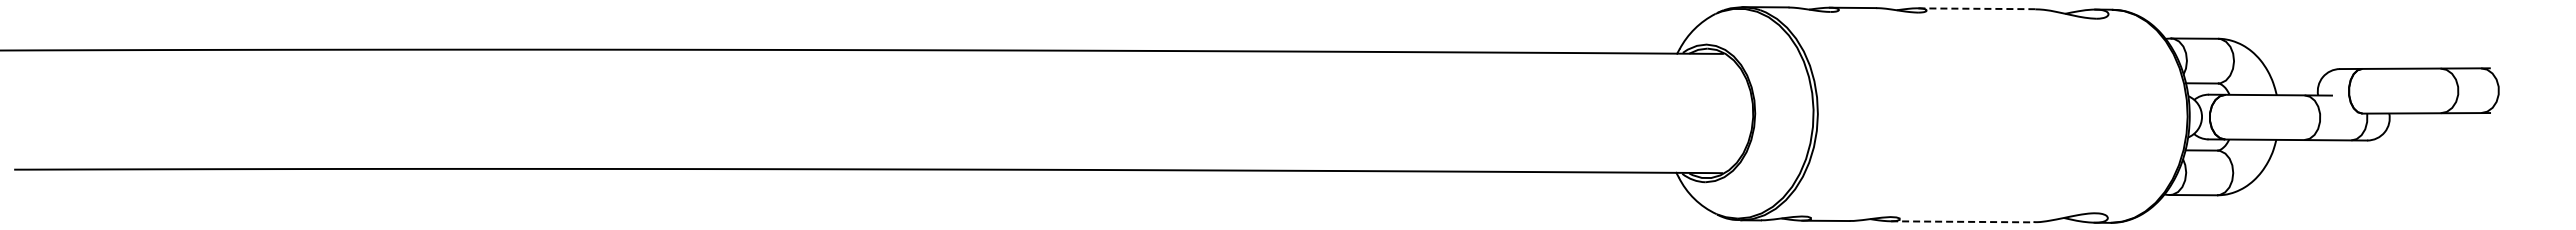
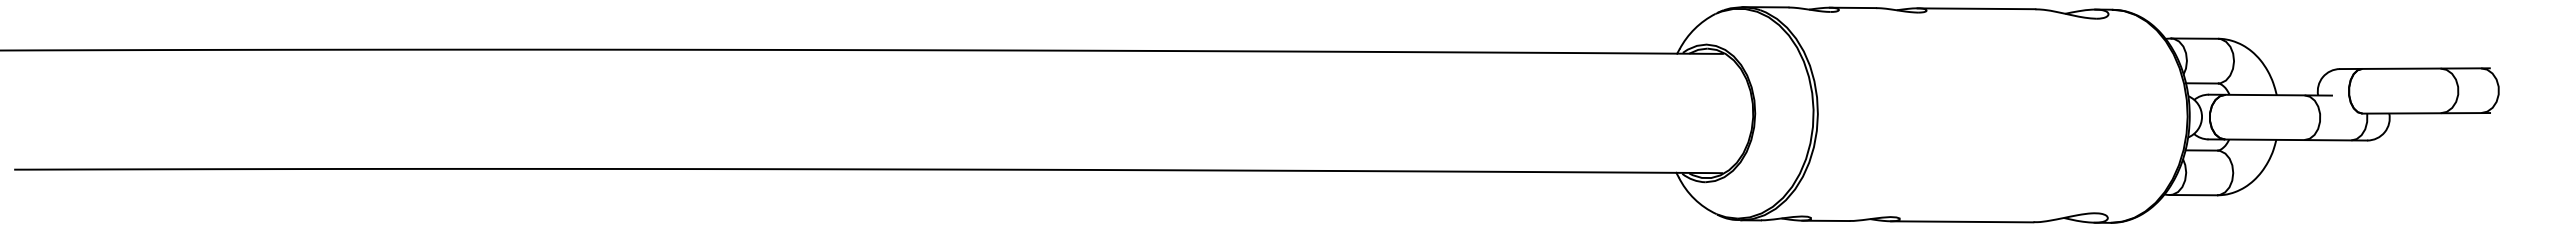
line: dashed -> solid (1976, 8)
line: dashed -> solid (1962, 221)
